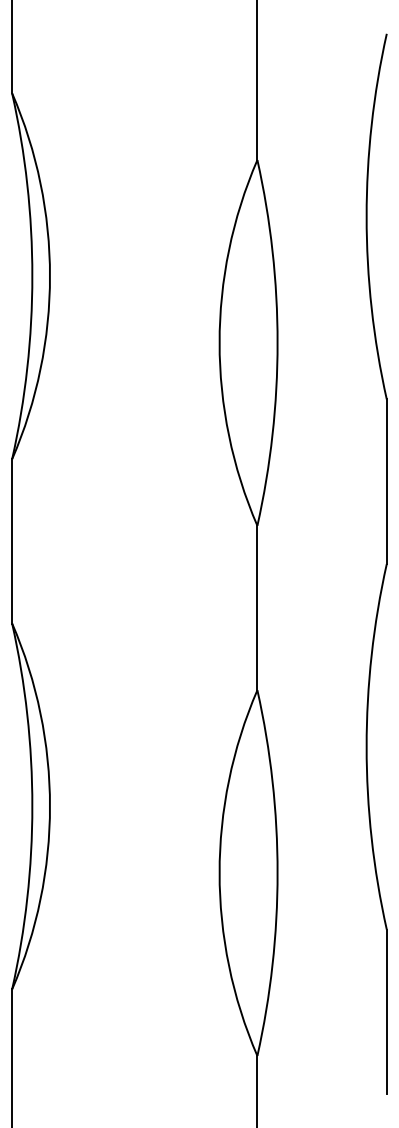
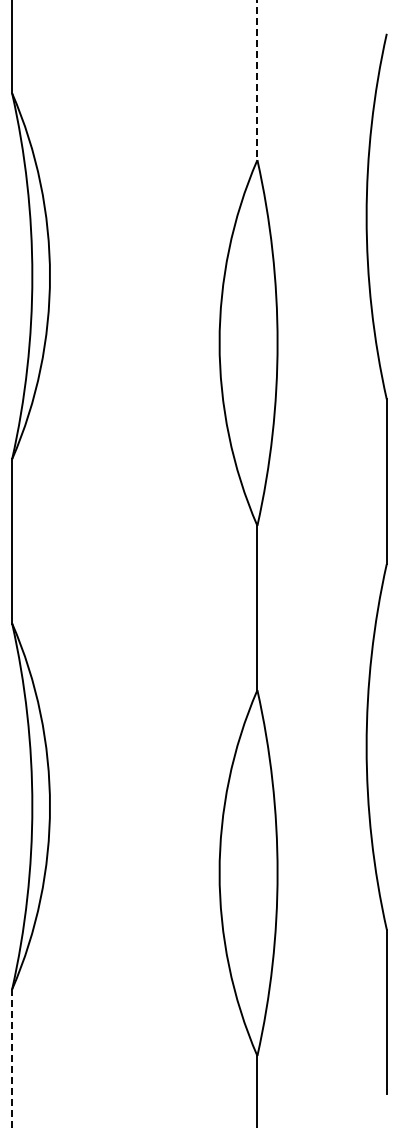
line: solid -> dashed (257, 80)
line: solid -> dashed (12, 1059)
